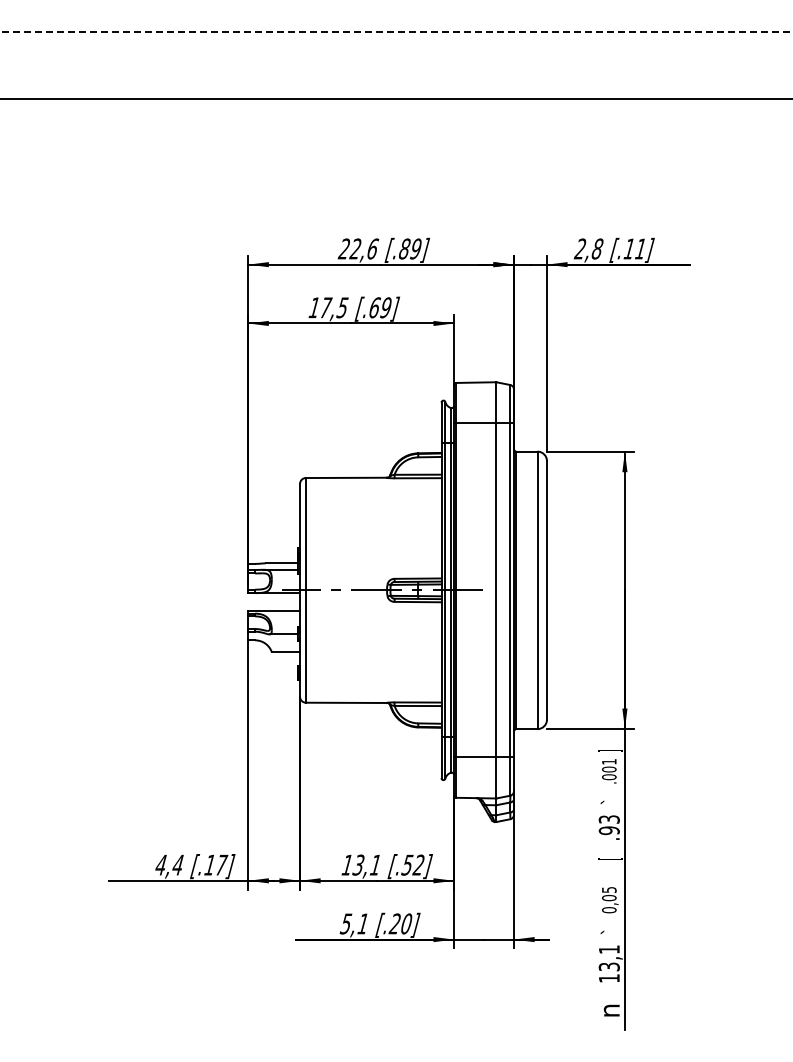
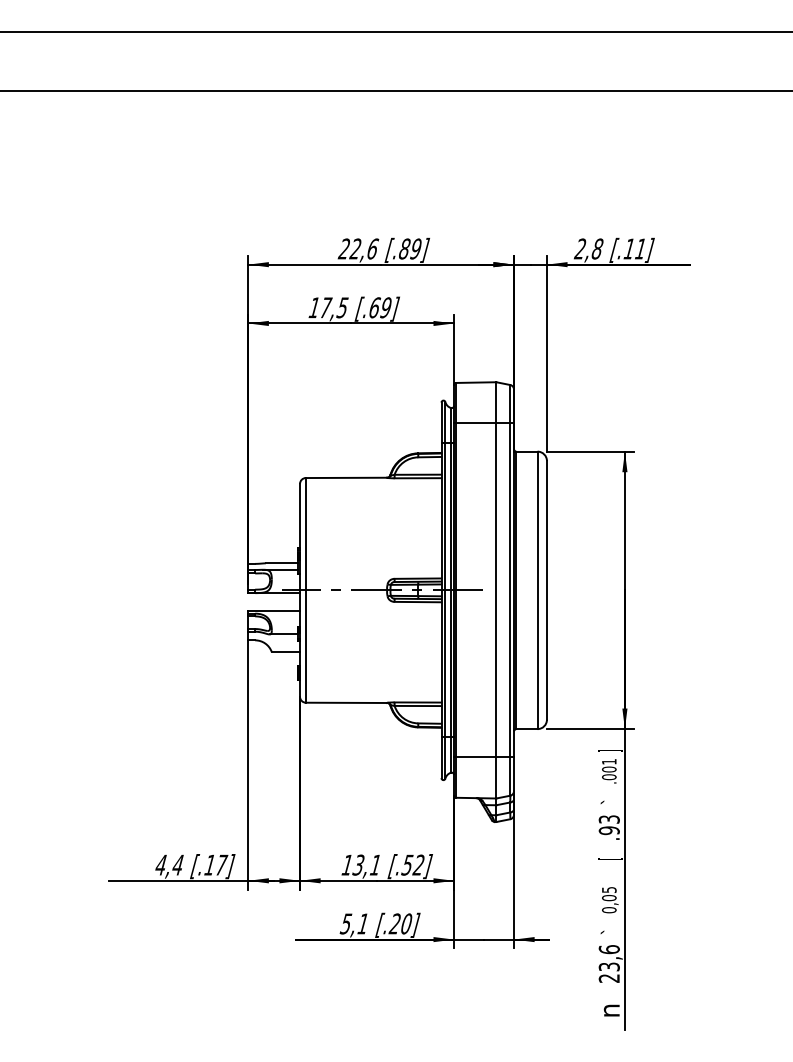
line: dashed -> solid (397, 31)
line position: (395, 98) -> (395, 90) (395, 90)
text: 13,1 -> 23,6 (608, 963)
